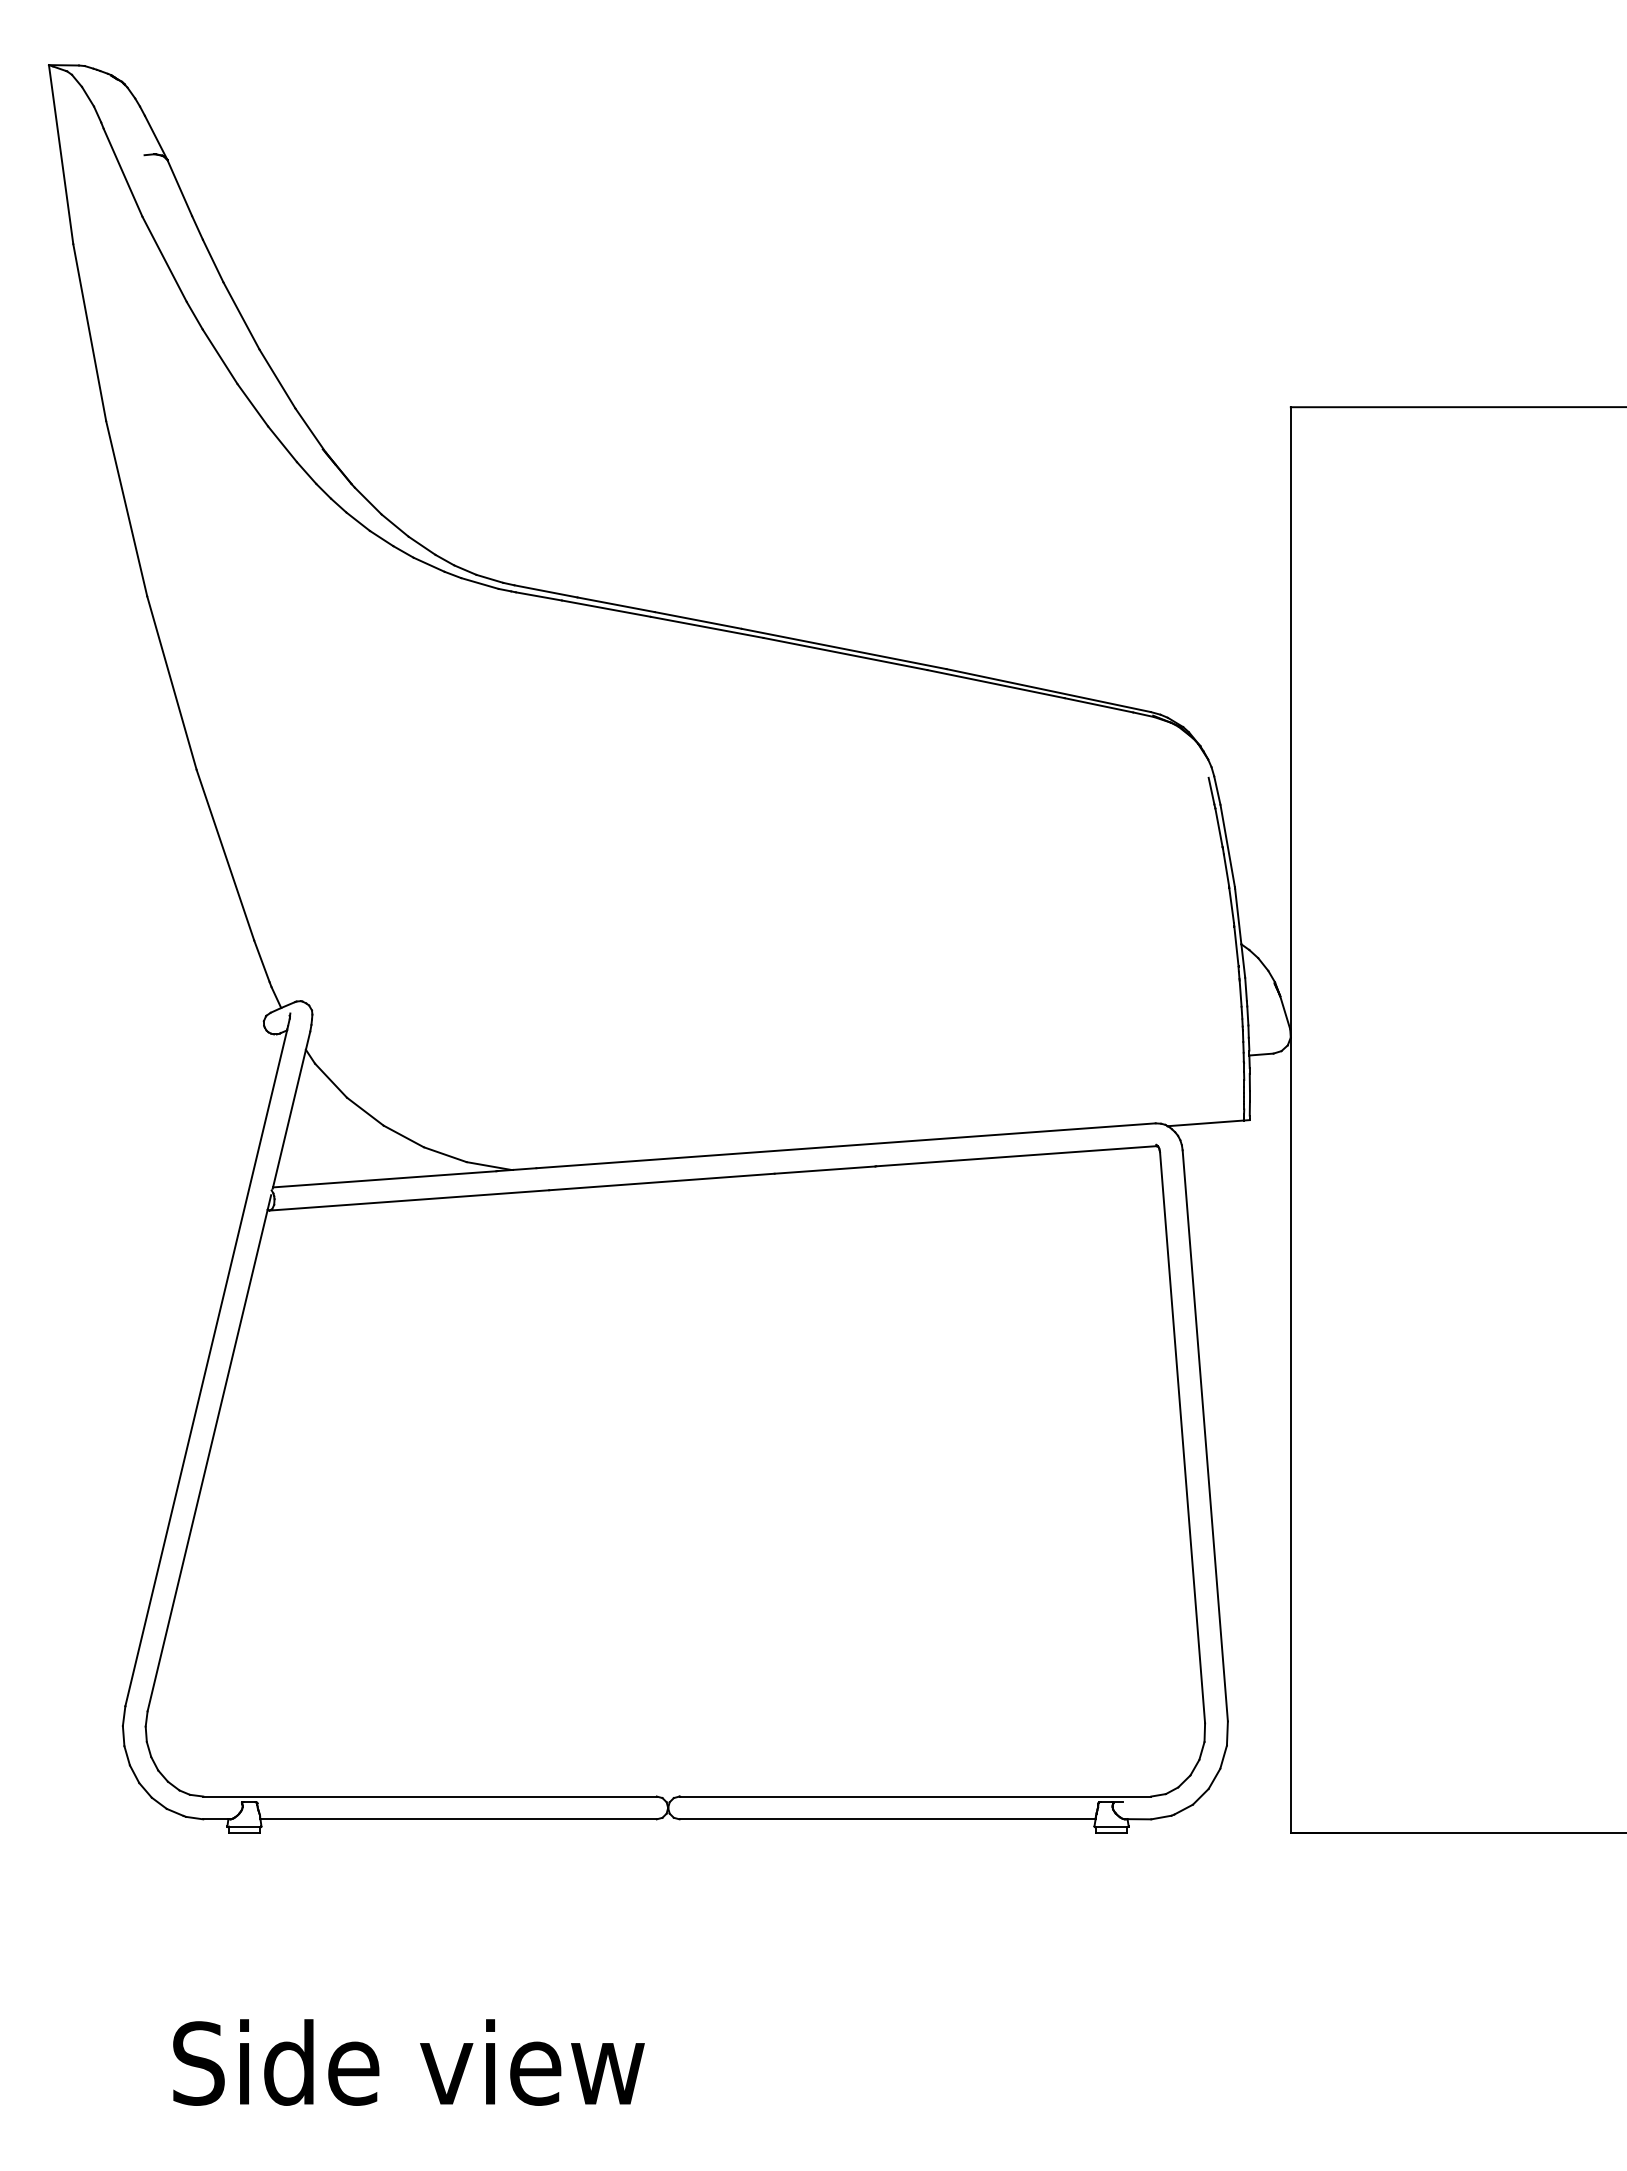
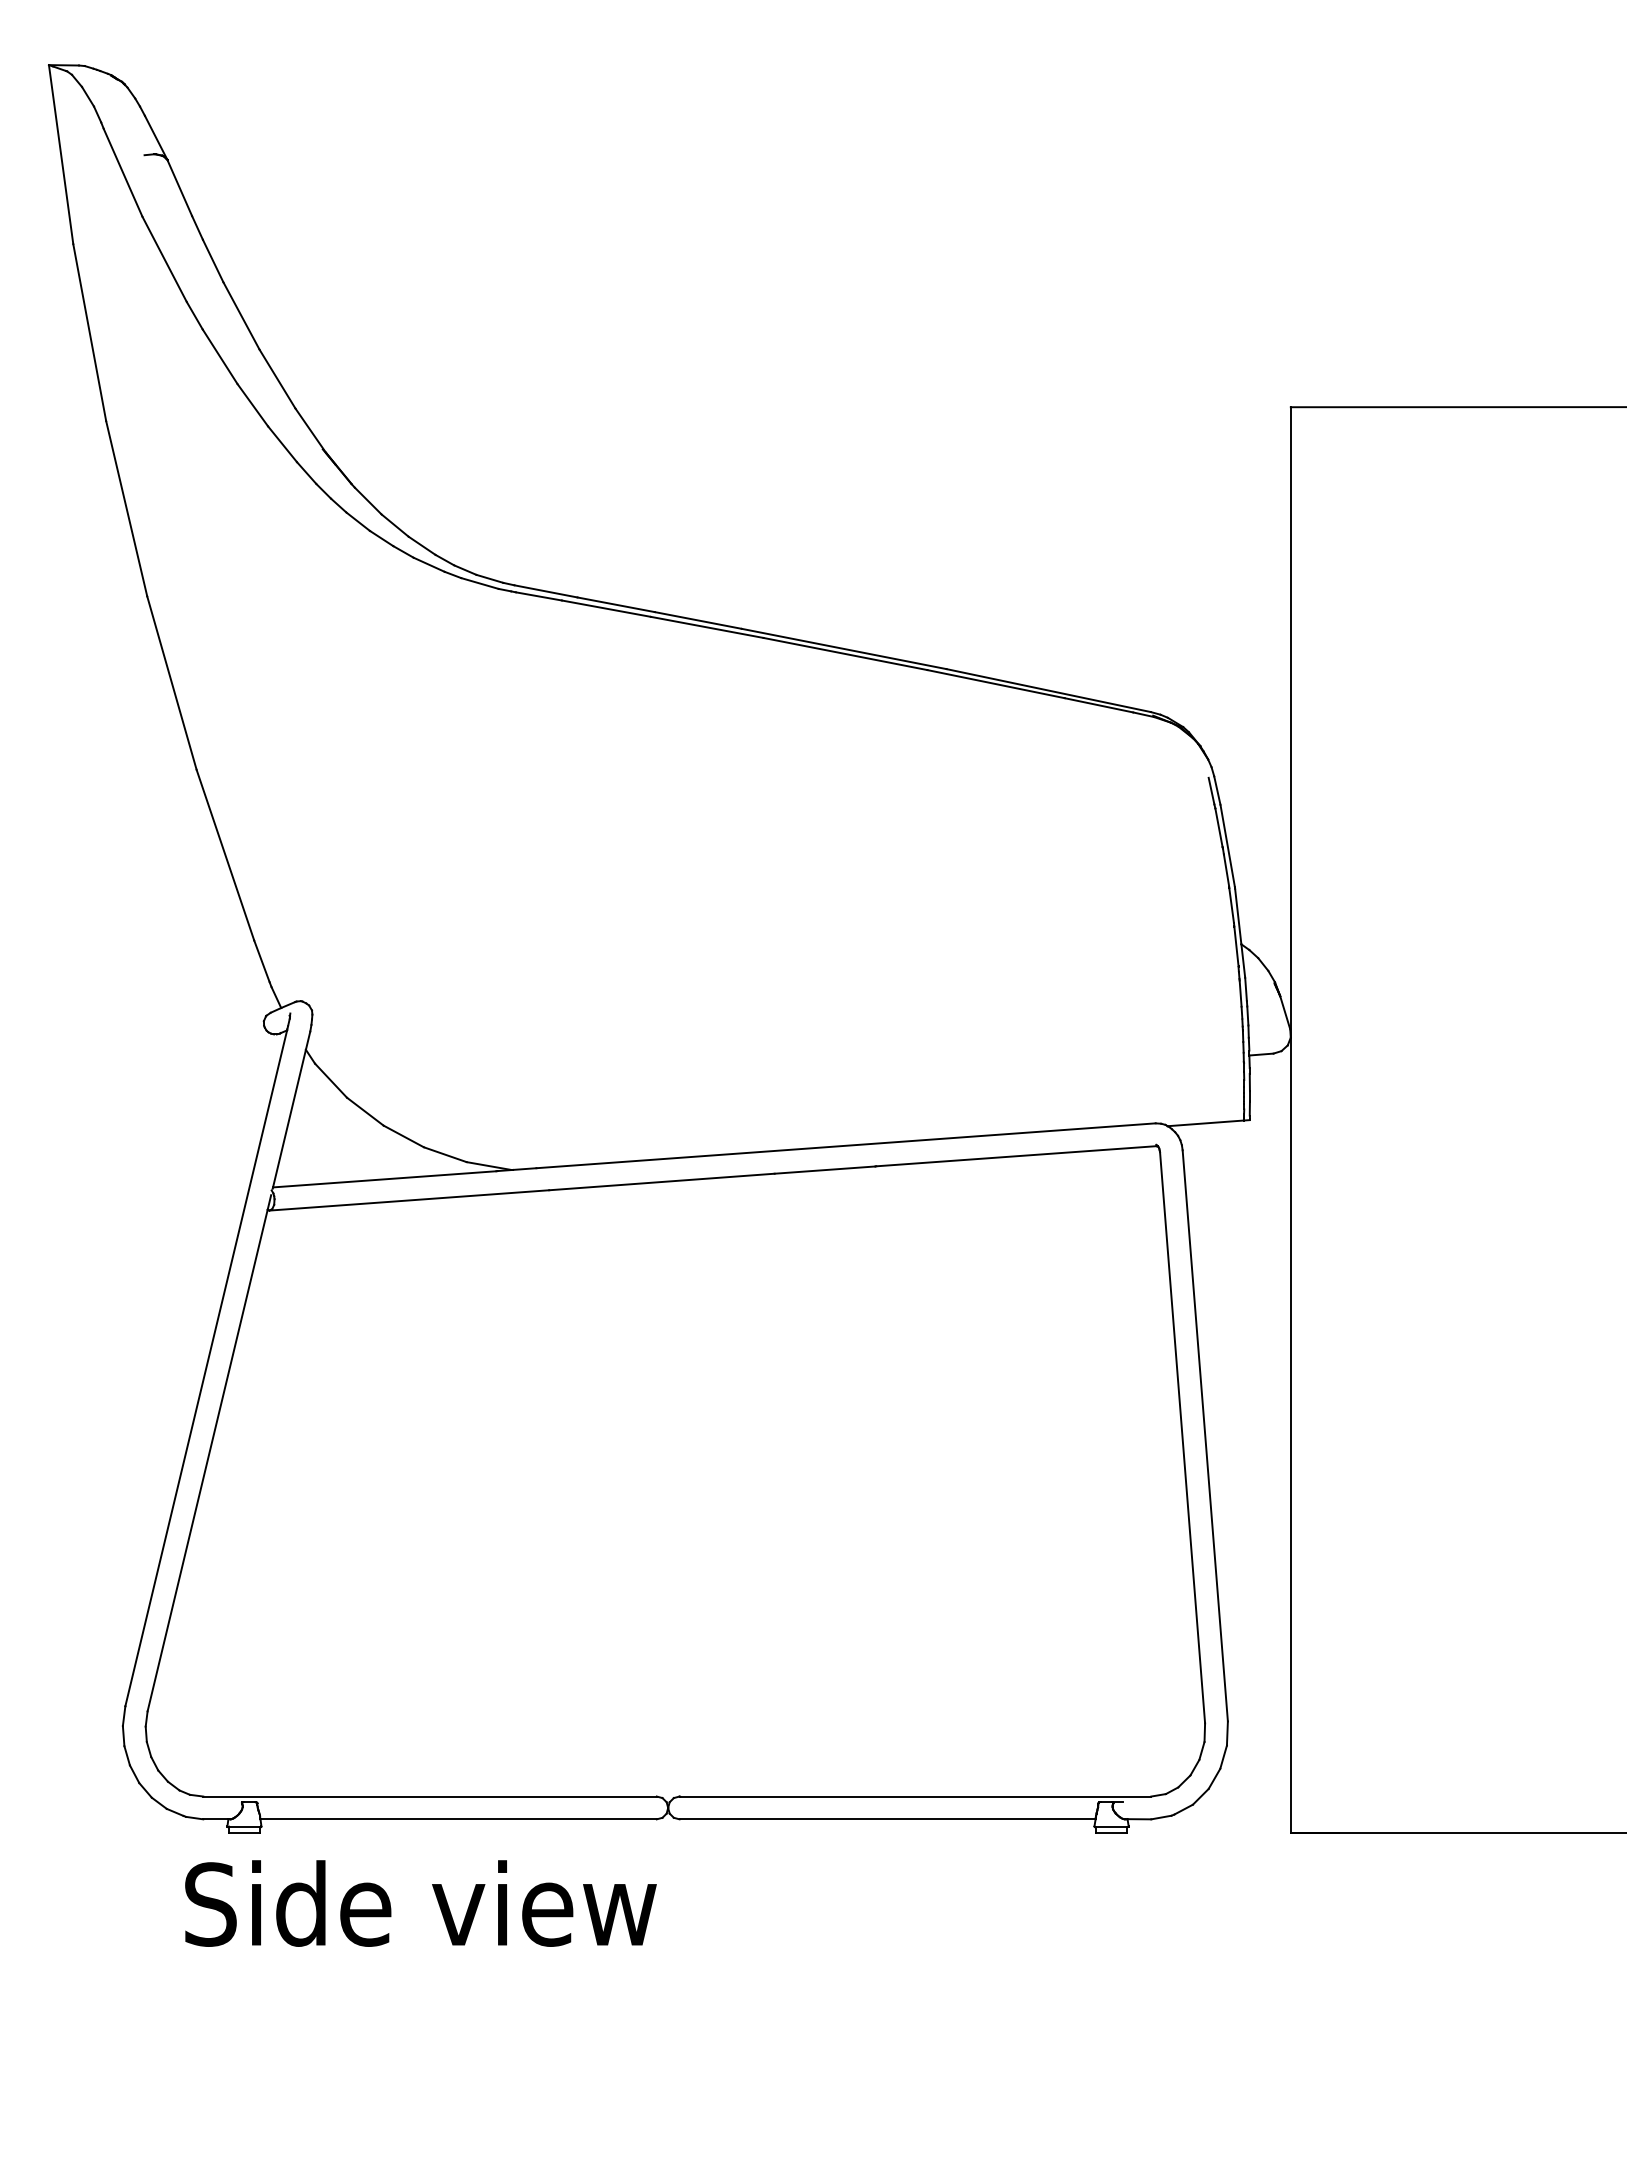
text position: (408, 2062) -> (420, 1903) (420, 1903)
